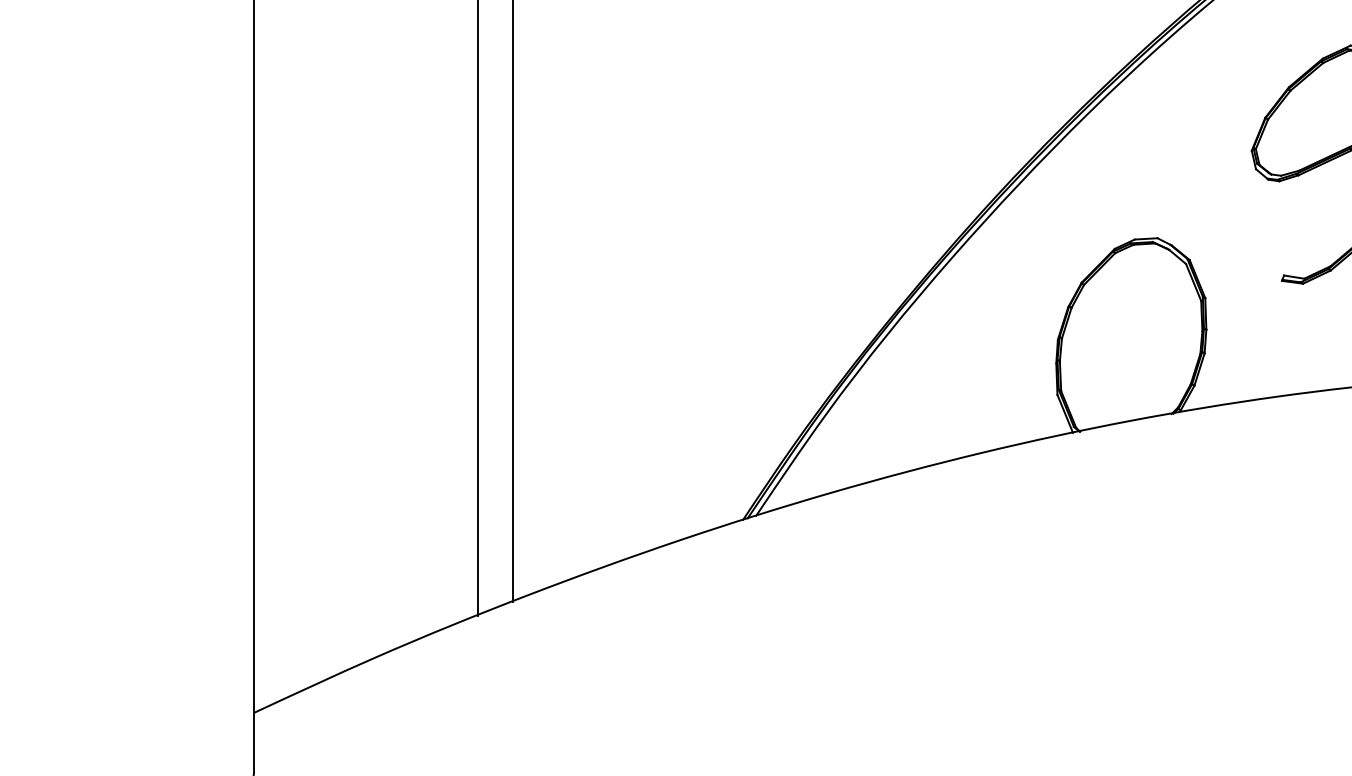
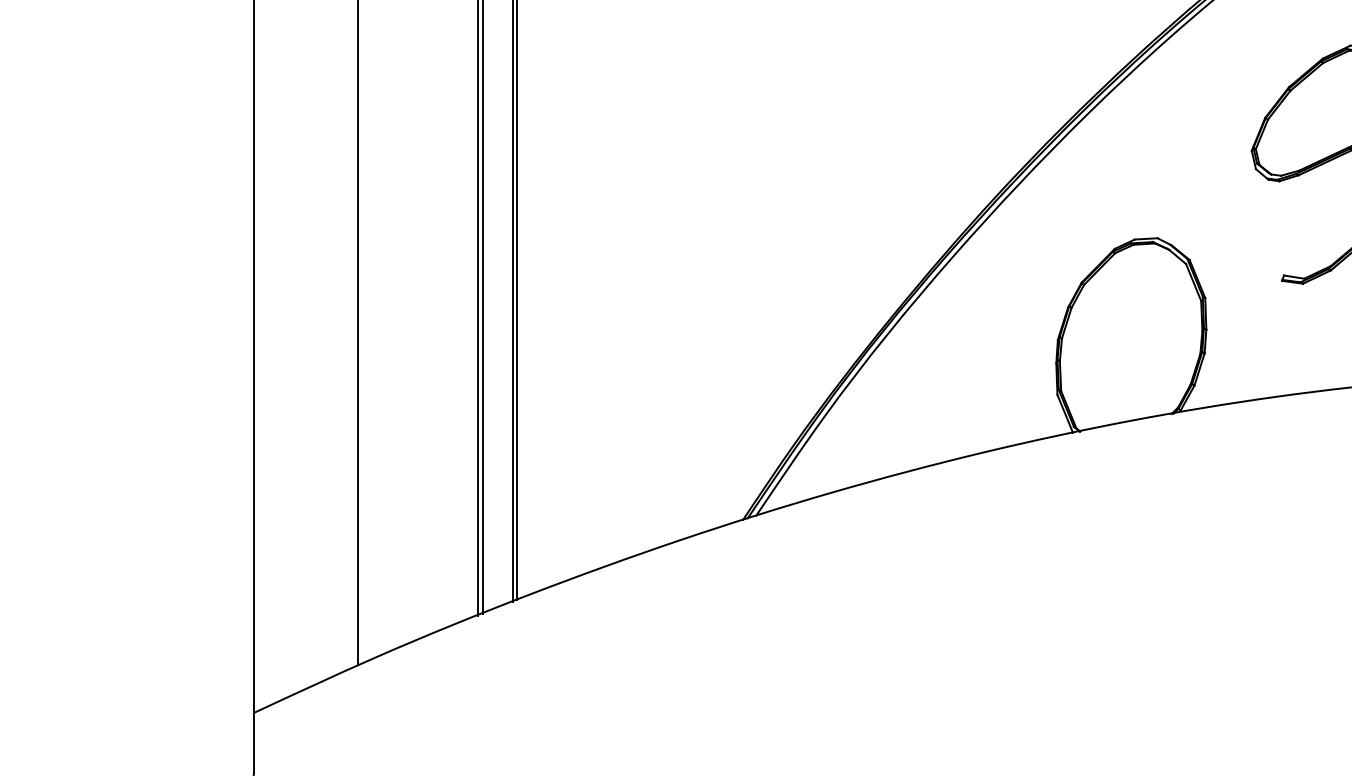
line: none -> present (517, 300)
line: none -> present (482, 307)
line: none -> present (358, 333)
